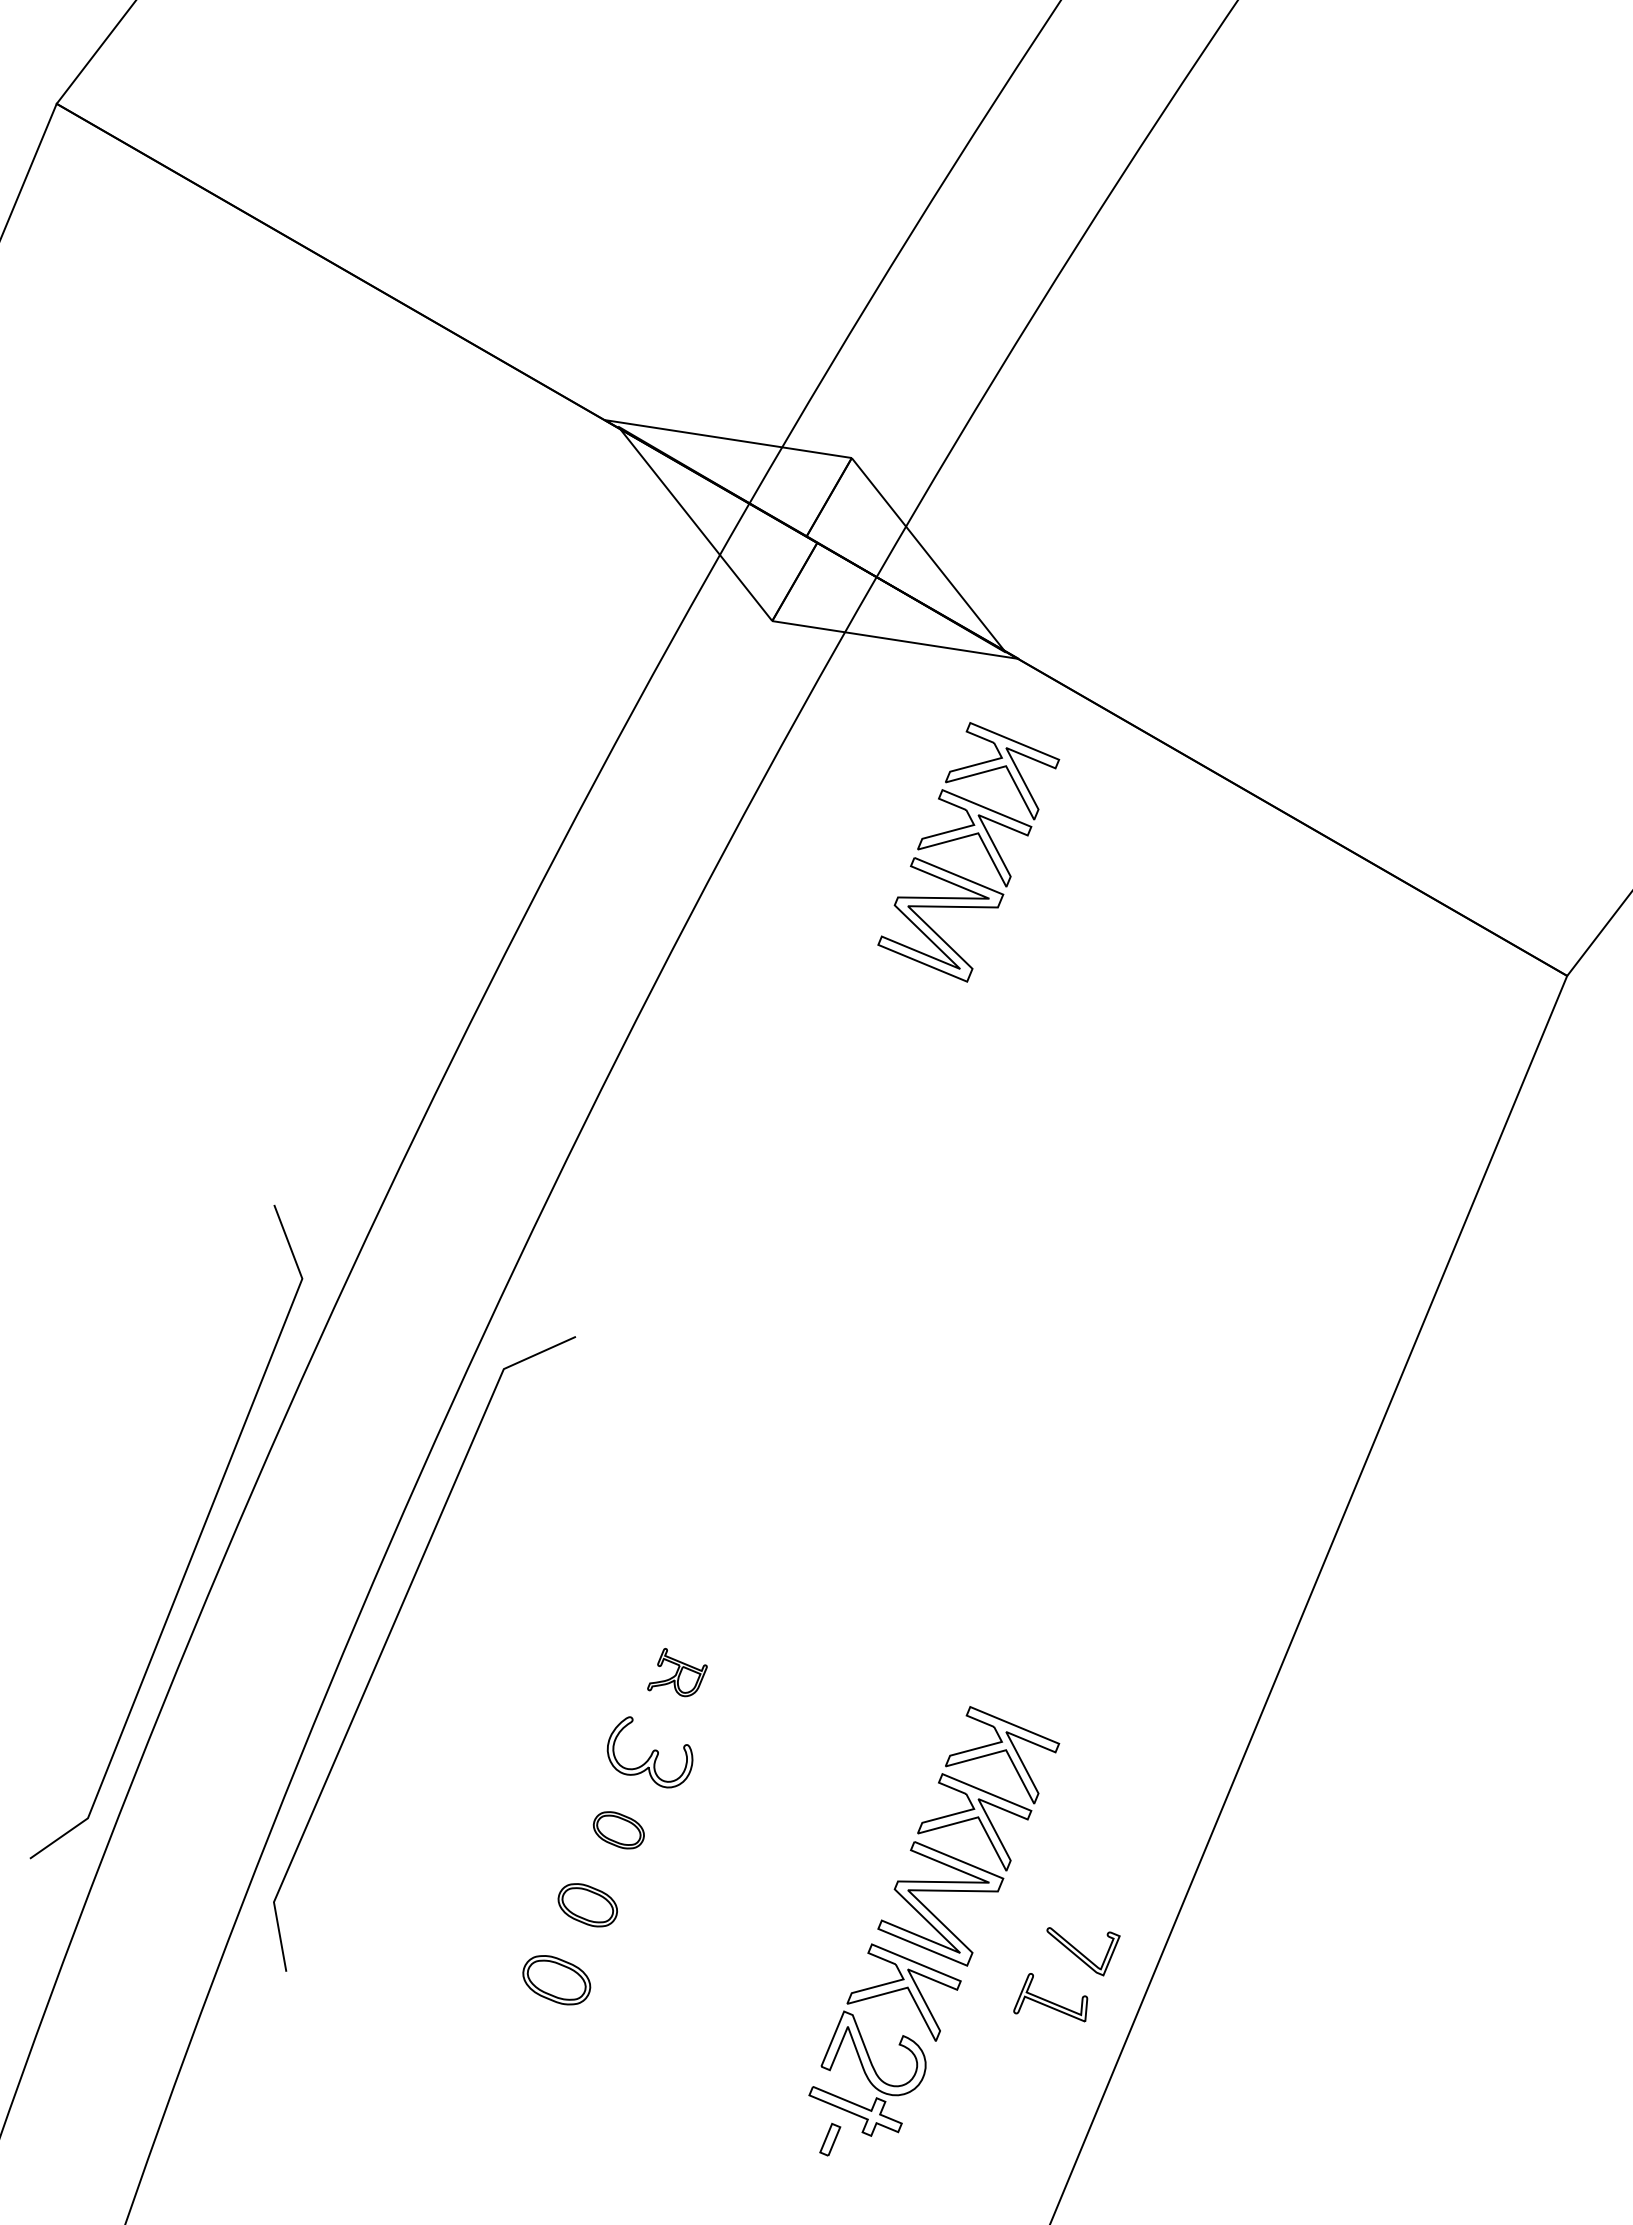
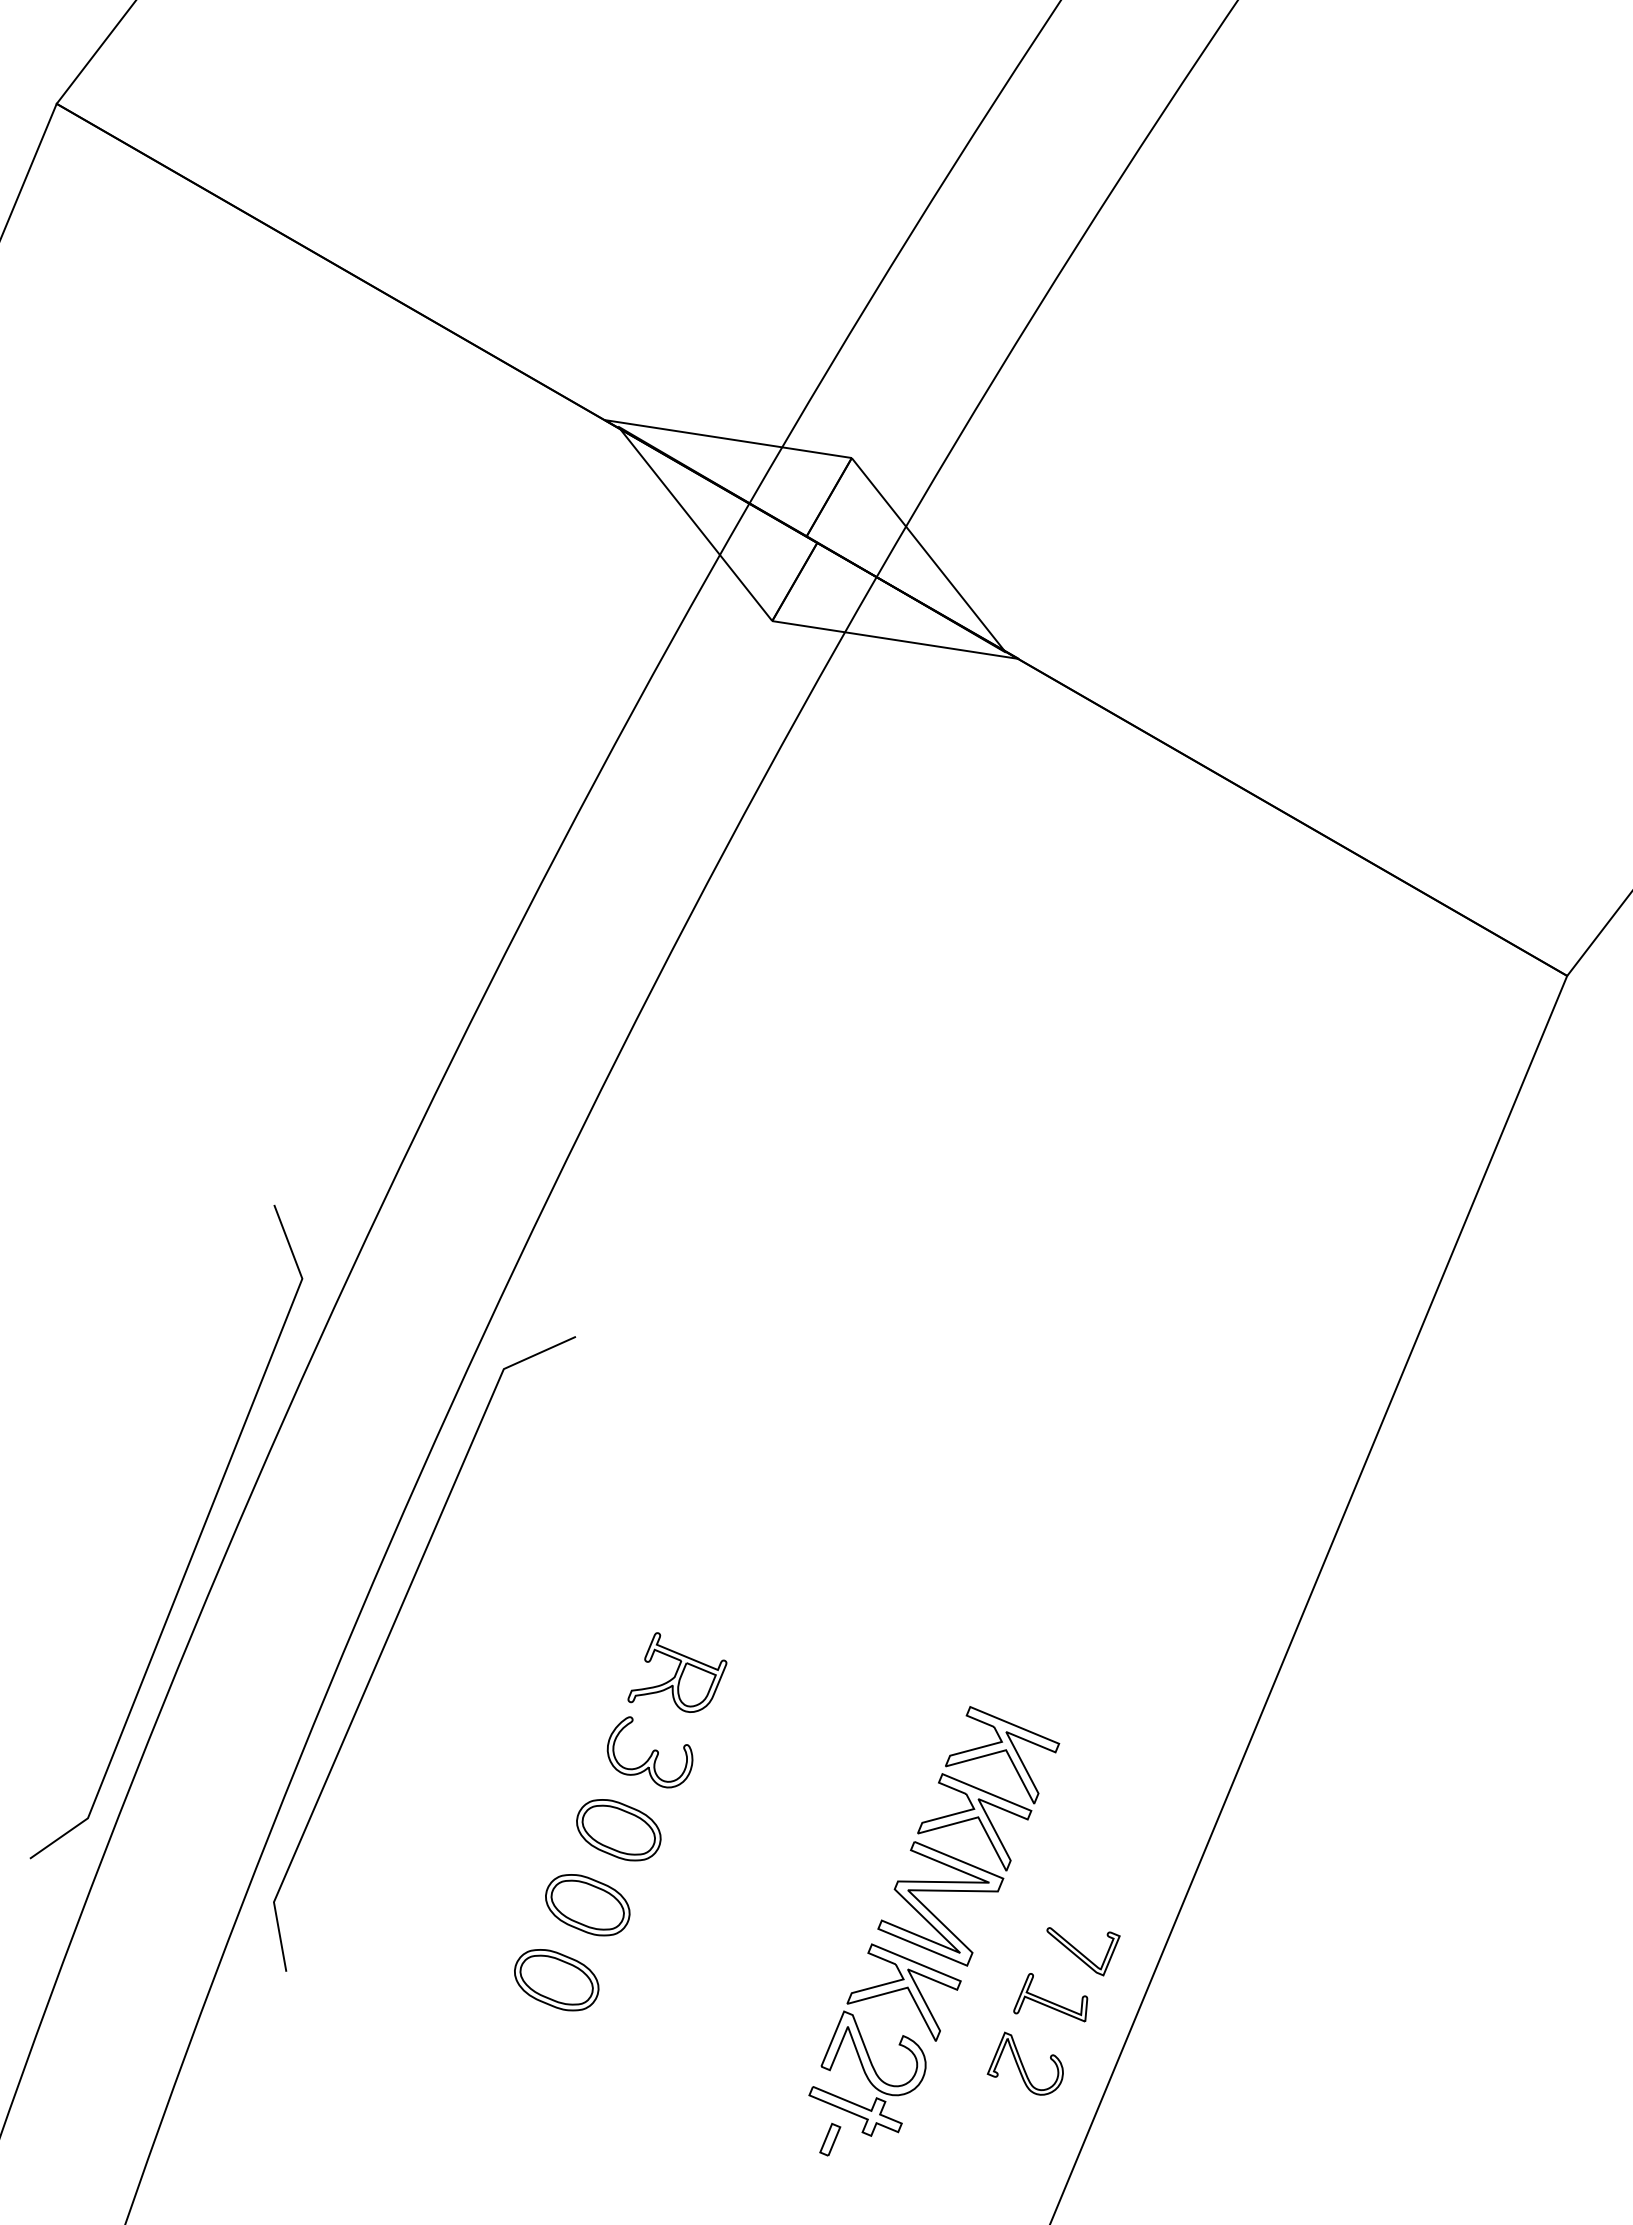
part: present -> none (963, 838)
part size: 61x50 px -> 101x81 px (677, 1672)
part size: 53x39 px -> 86x63 px (618, 1830)
part size: 61x45 px -> 86x63 px (587, 1905)
part size: 70x51 px -> 86x63 px (556, 1980)
part: none -> present (1024, 2063)
